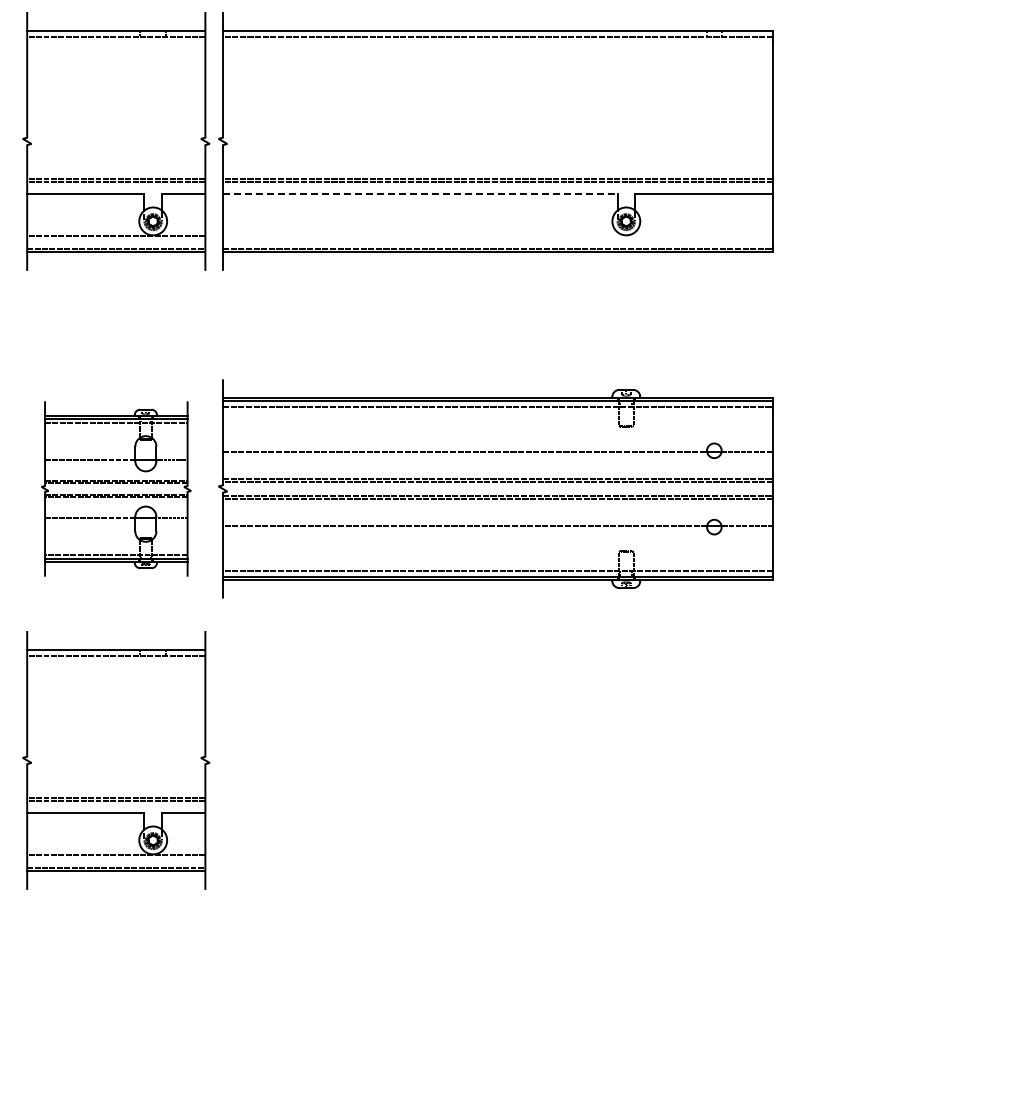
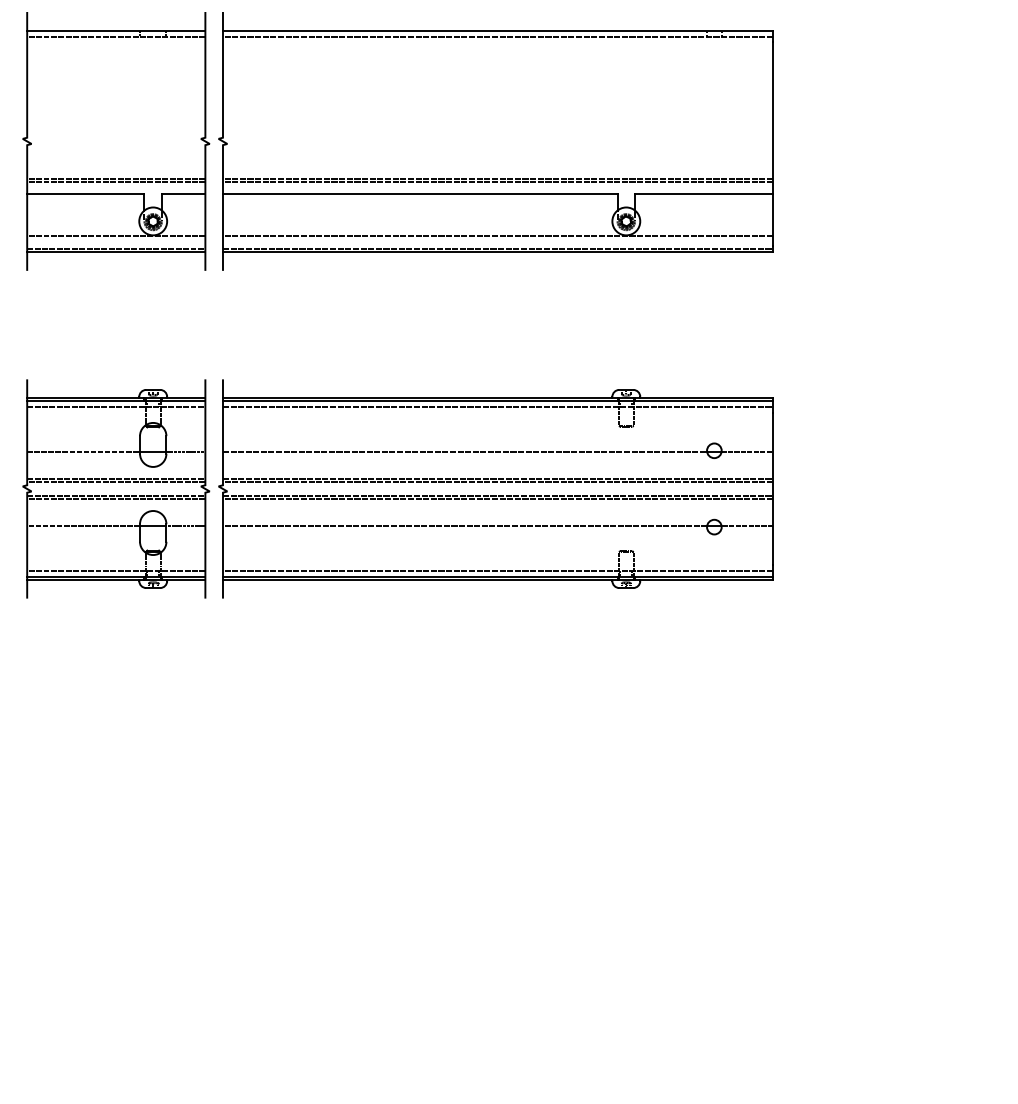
line: dashed -> solid (420, 193)
line: none -> present (497, 236)
part size: 151x176 px -> 189x220 px (116, 488)
part: present -> none (116, 760)
